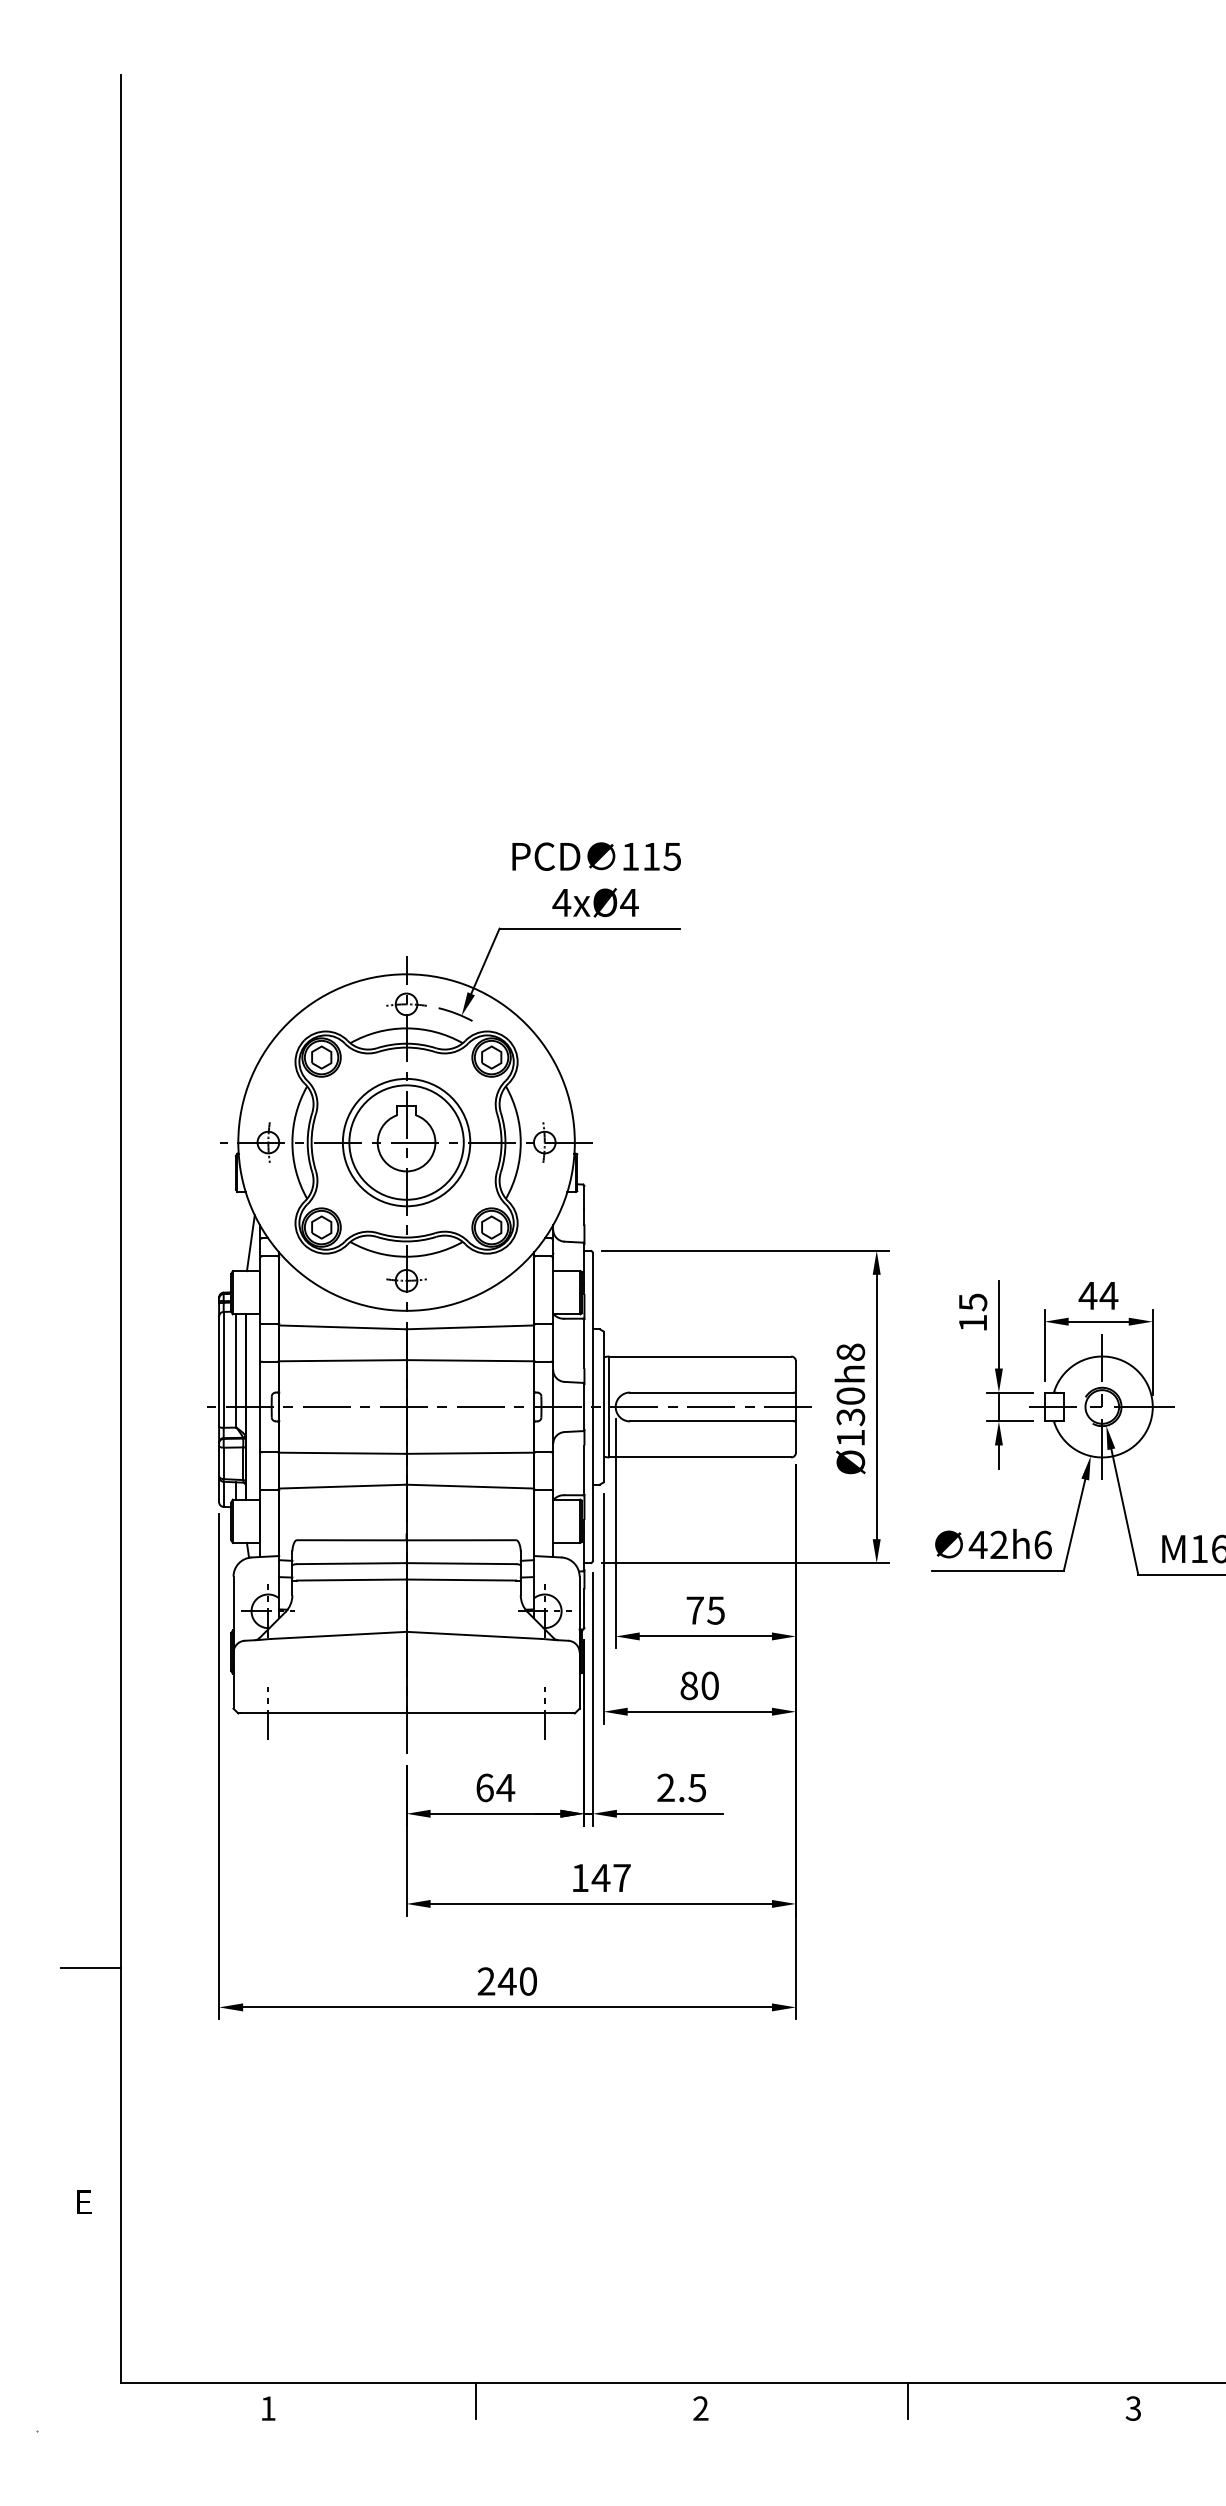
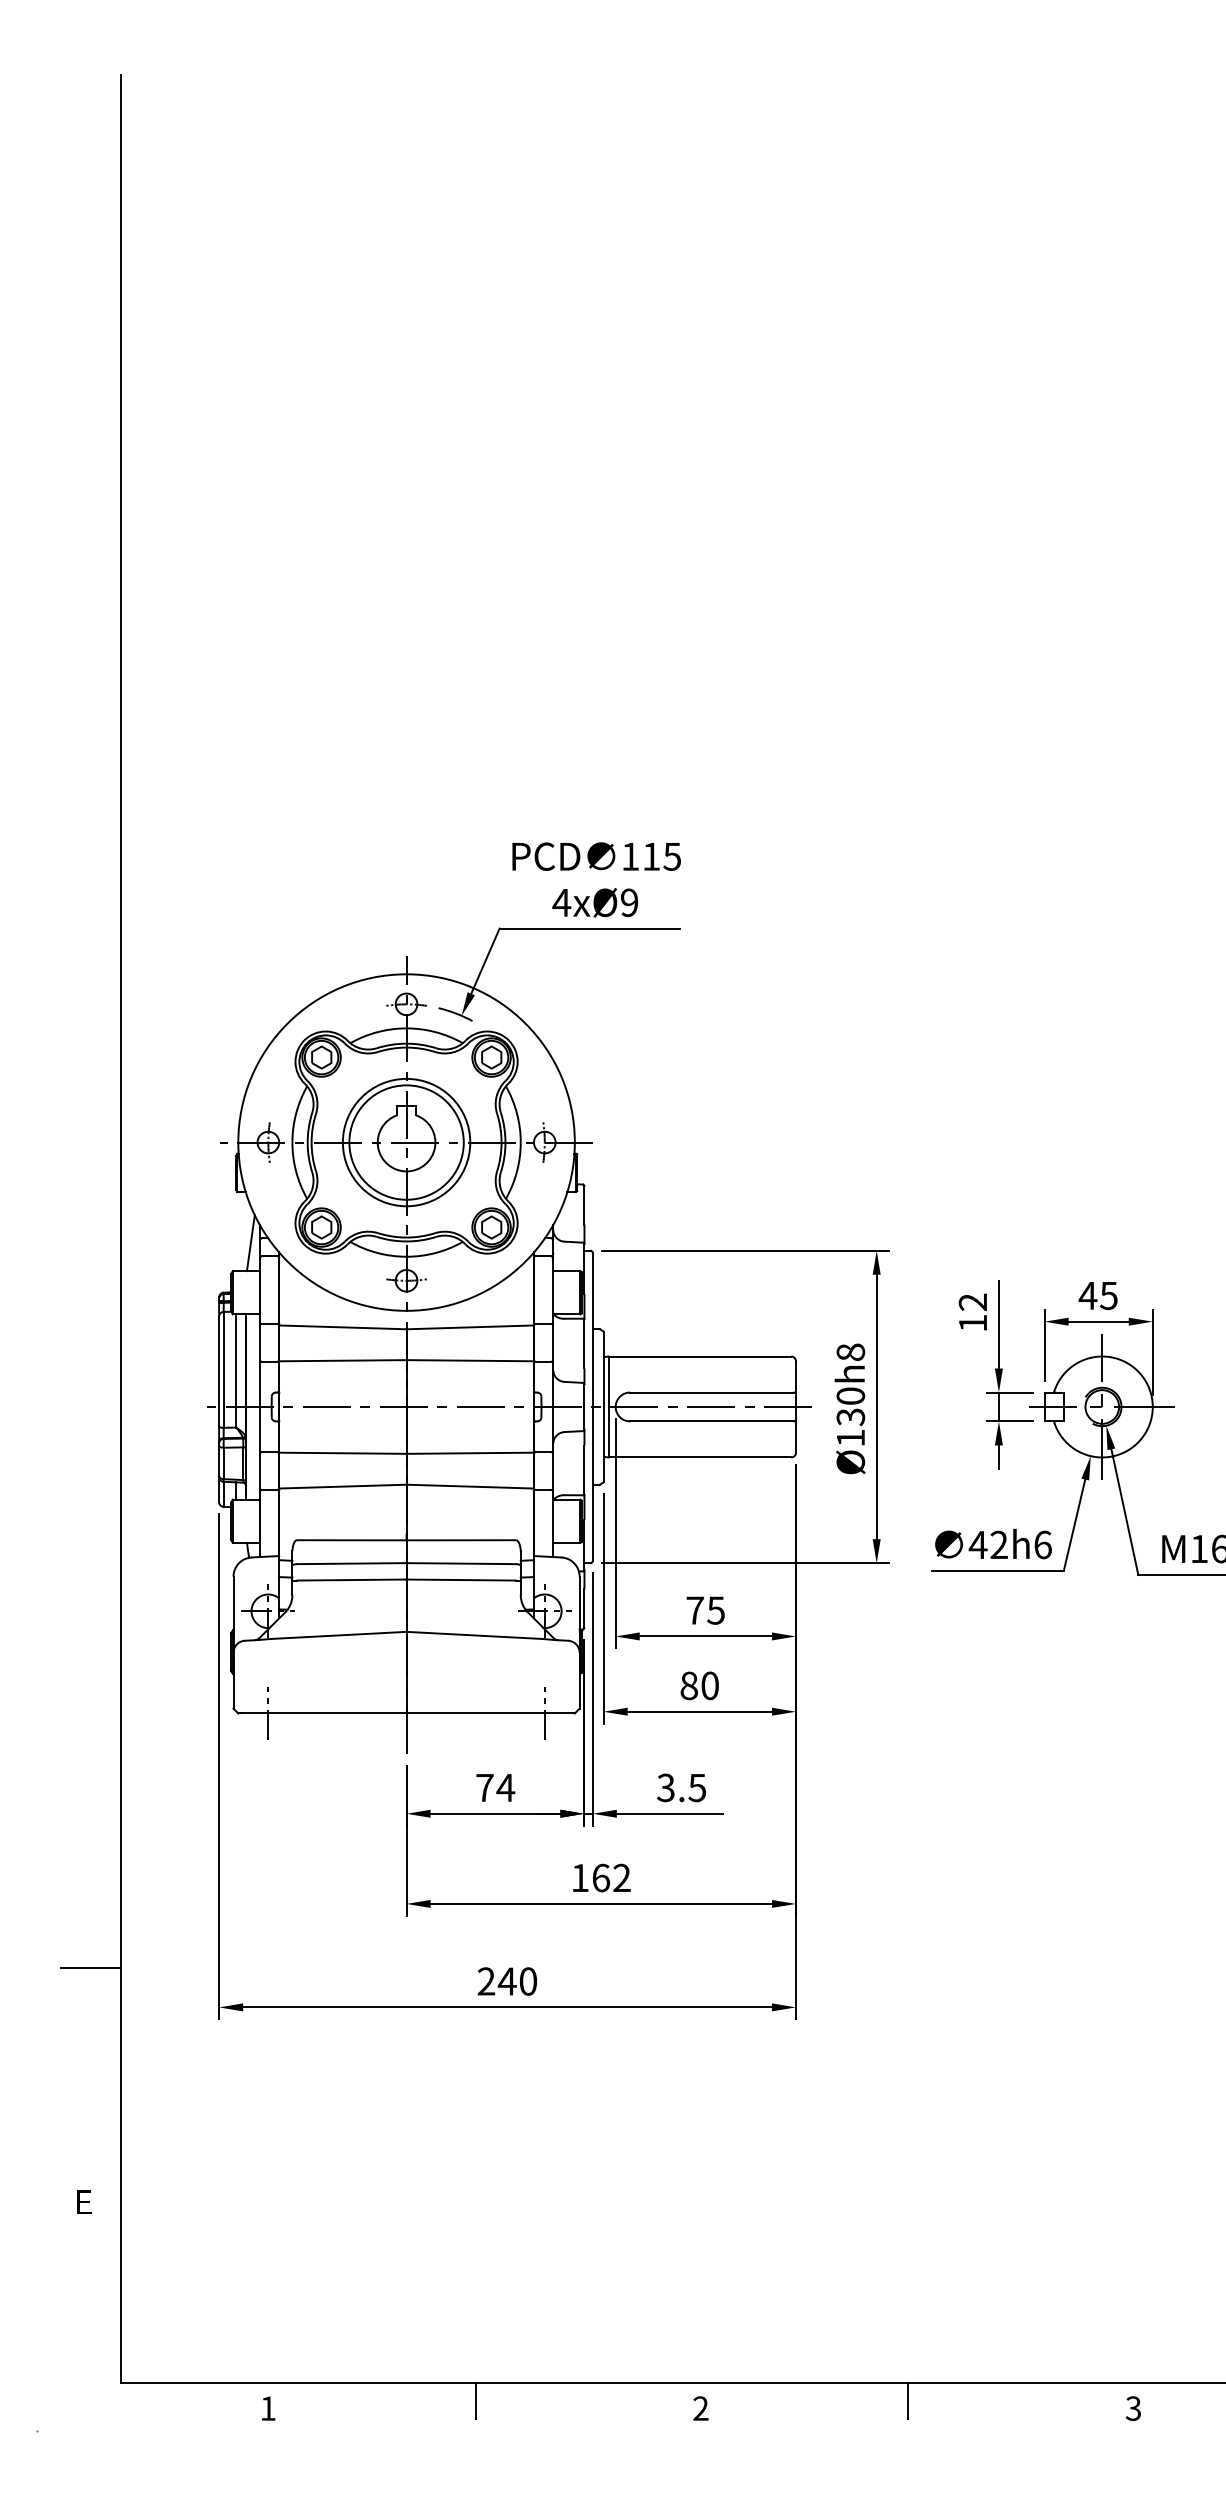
text: 4xØ4 -> 4xØ9 (629, 902)
text: 44 -> 45 (1108, 1296)
text: 15 -> 12 (972, 1302)
text: 64 -> 74 (484, 1787)
text: 2.5 -> 3.5 (665, 1788)
text: 147 -> 162 (610, 1877)
